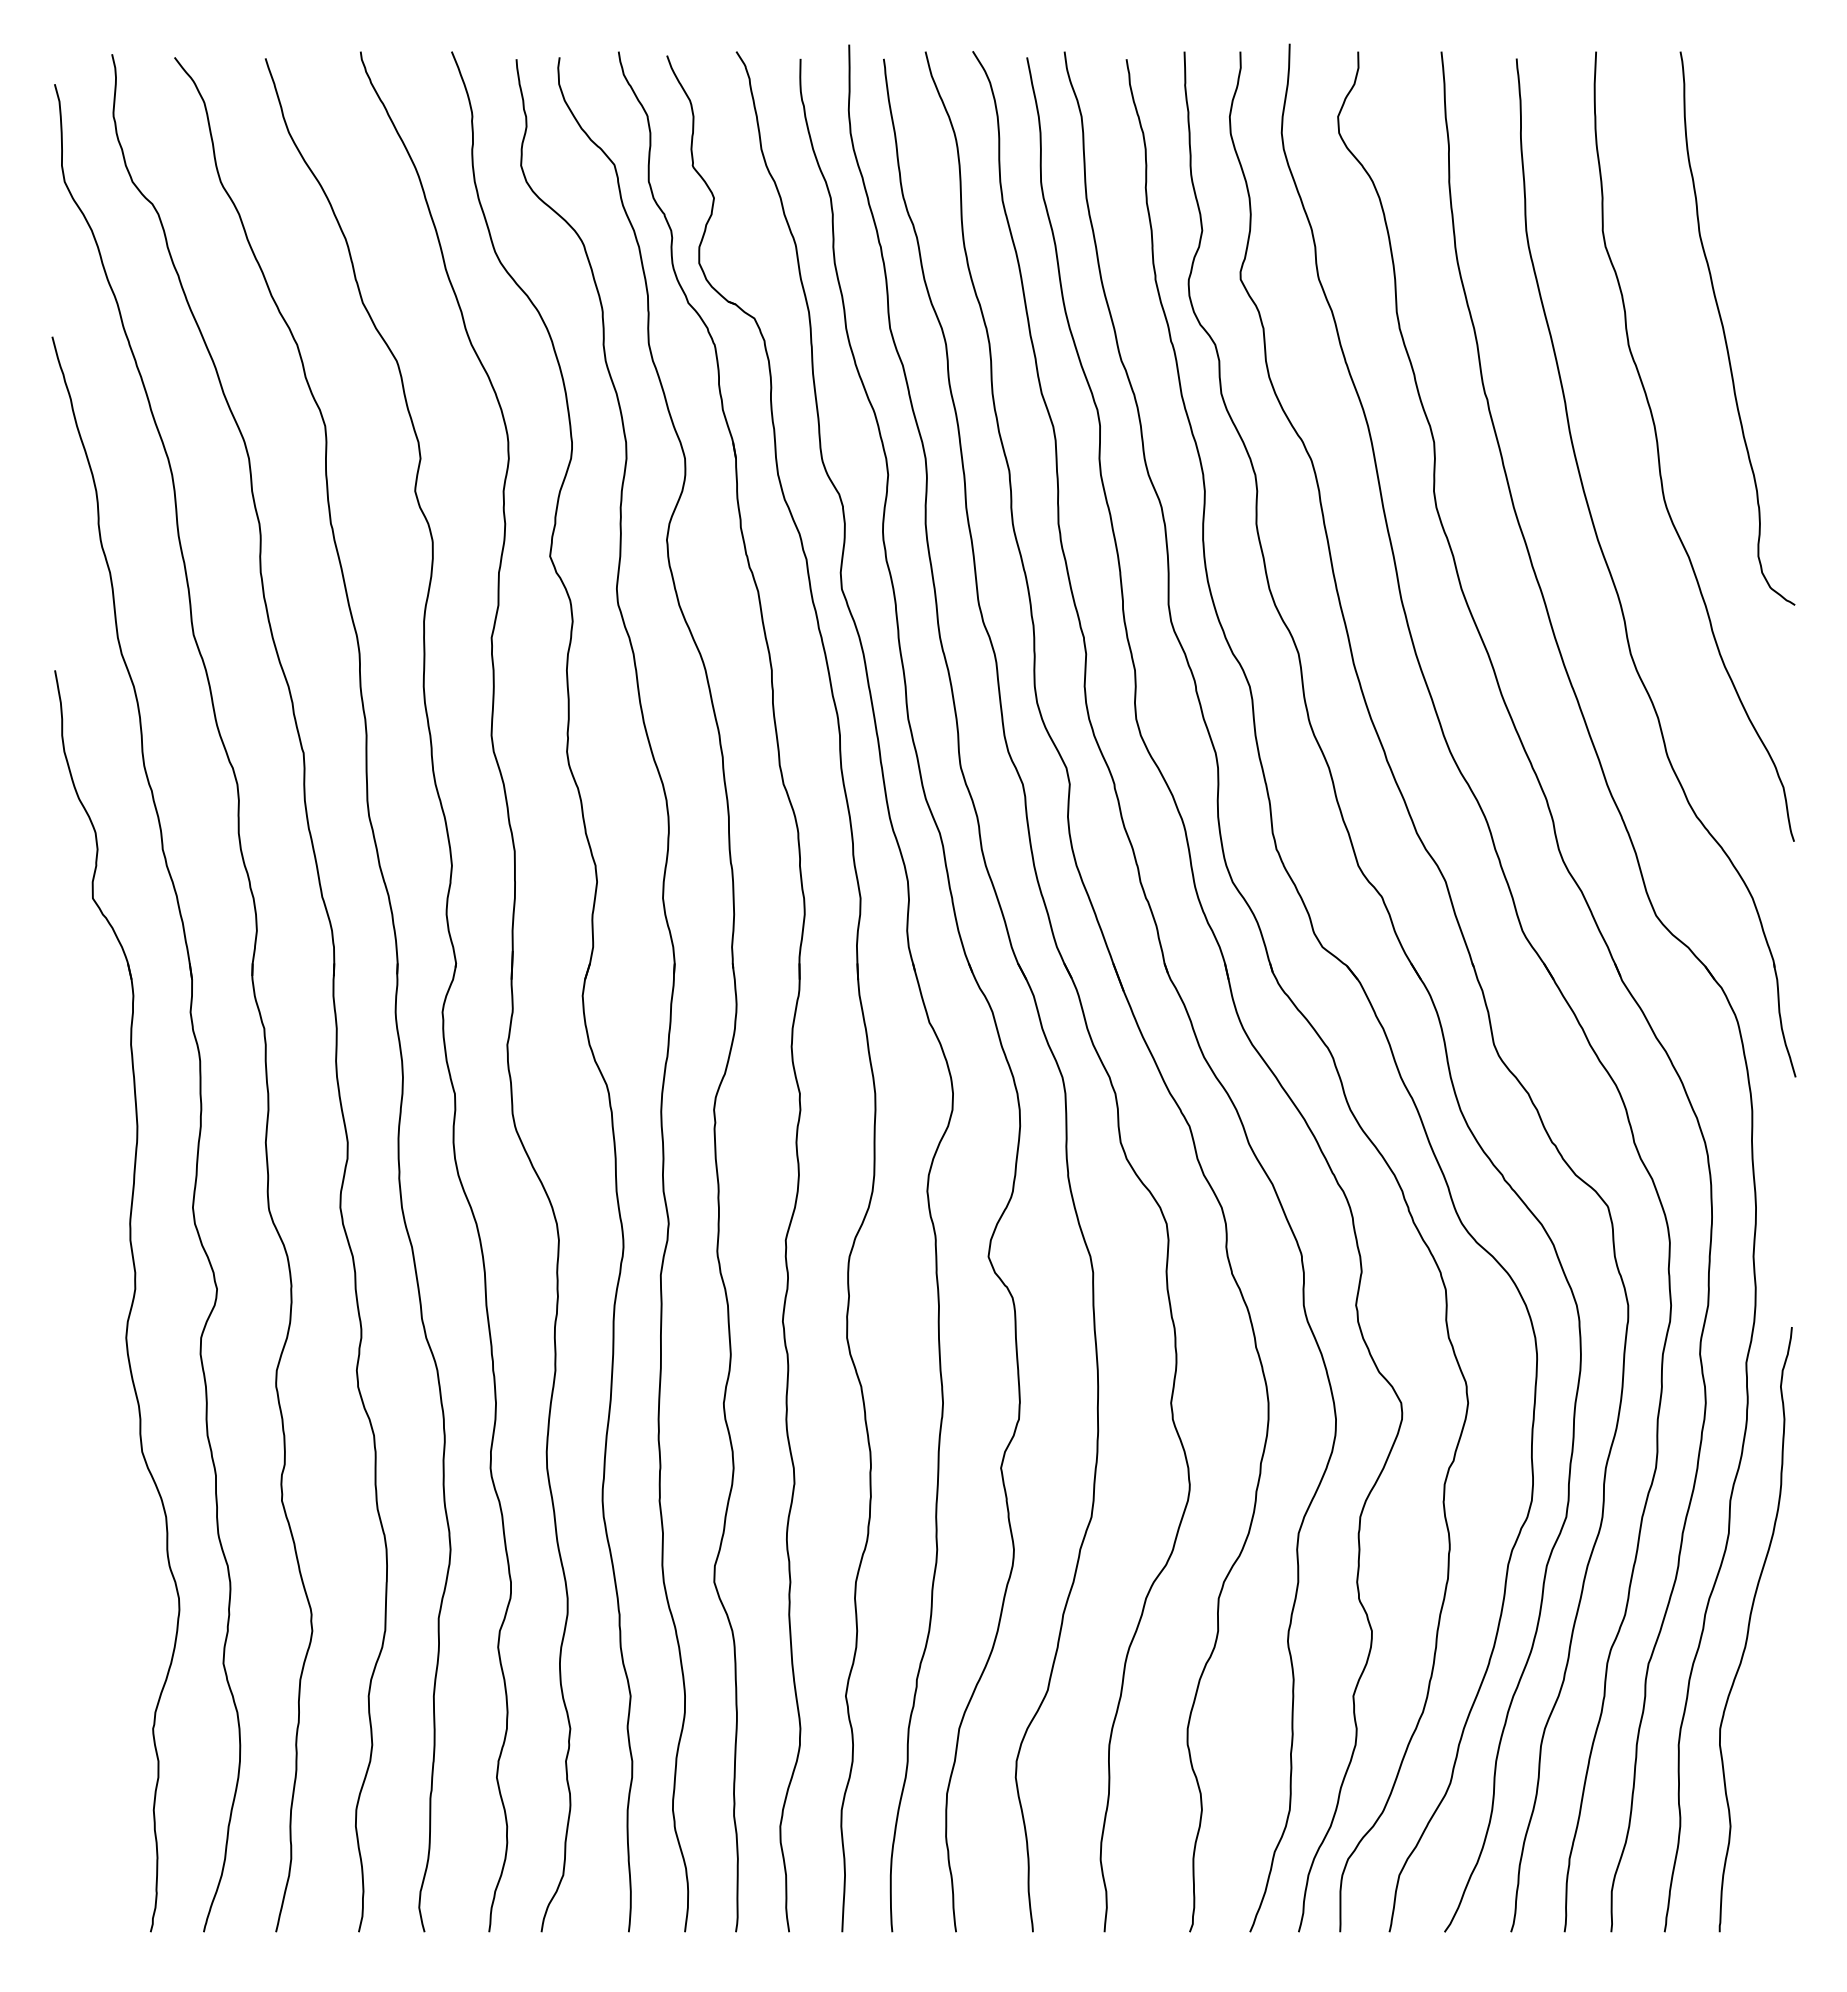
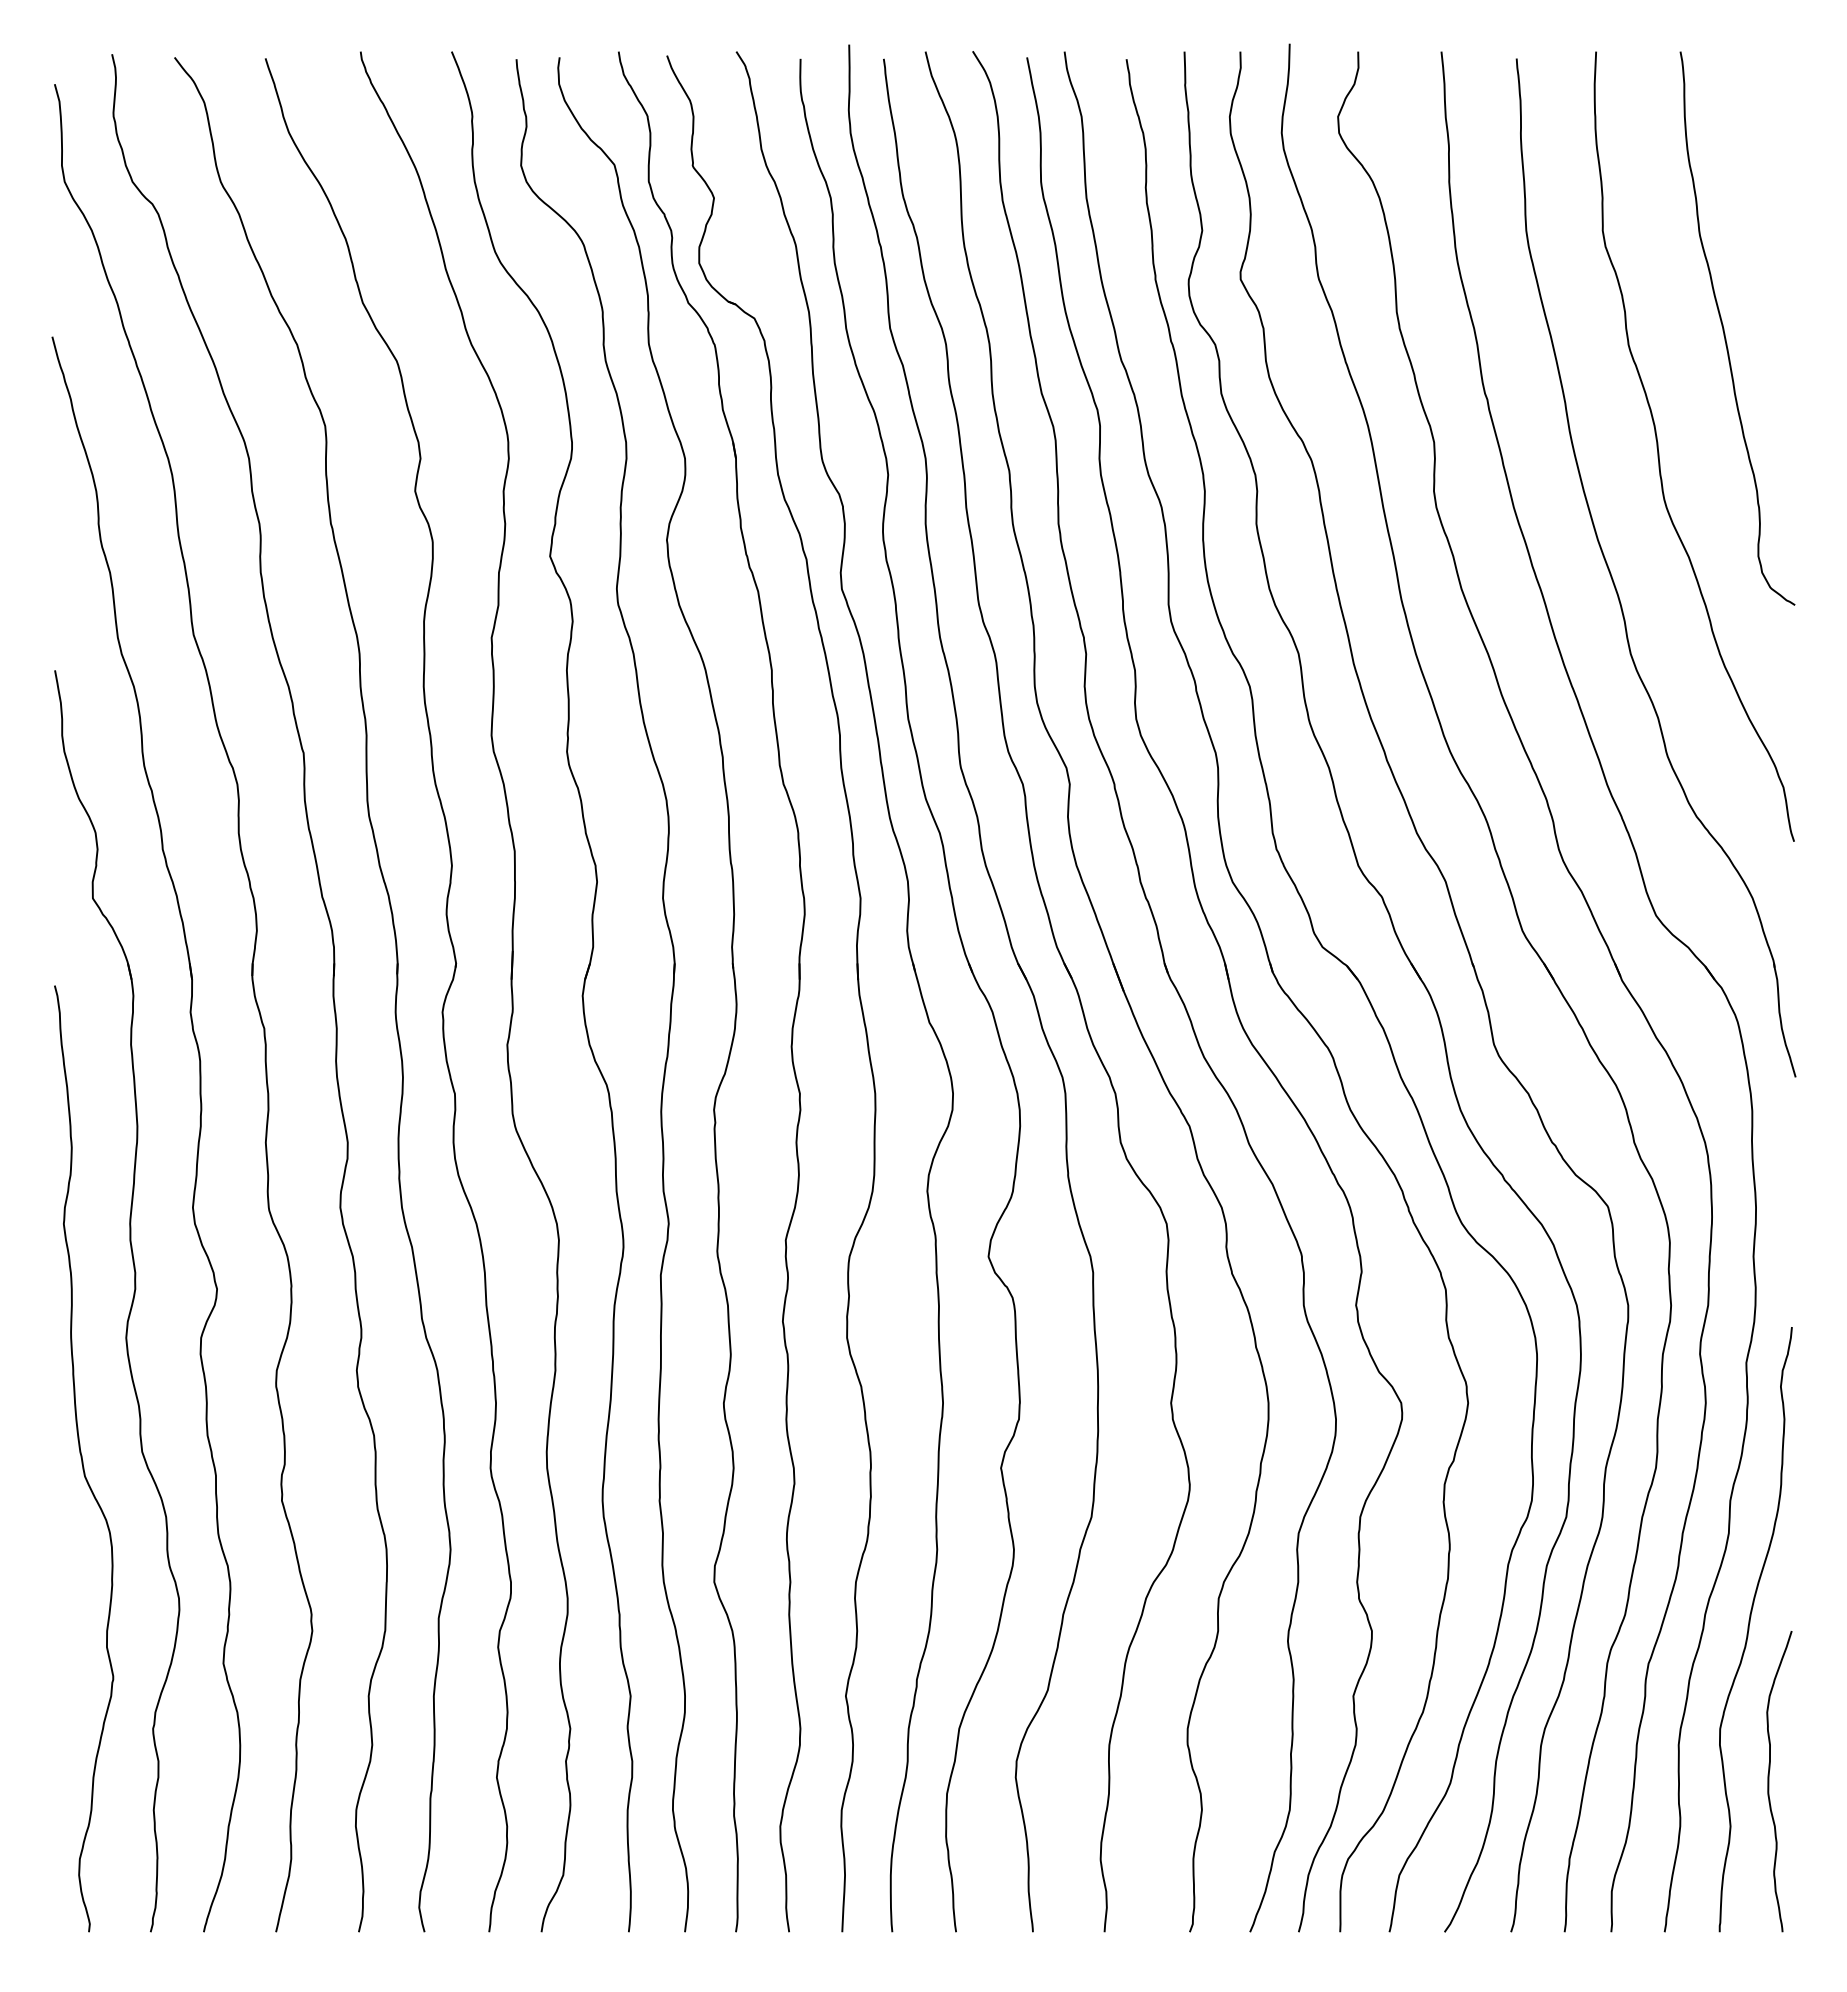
curve: none -> present (82, 1458)
curve: none -> present (1769, 1781)
